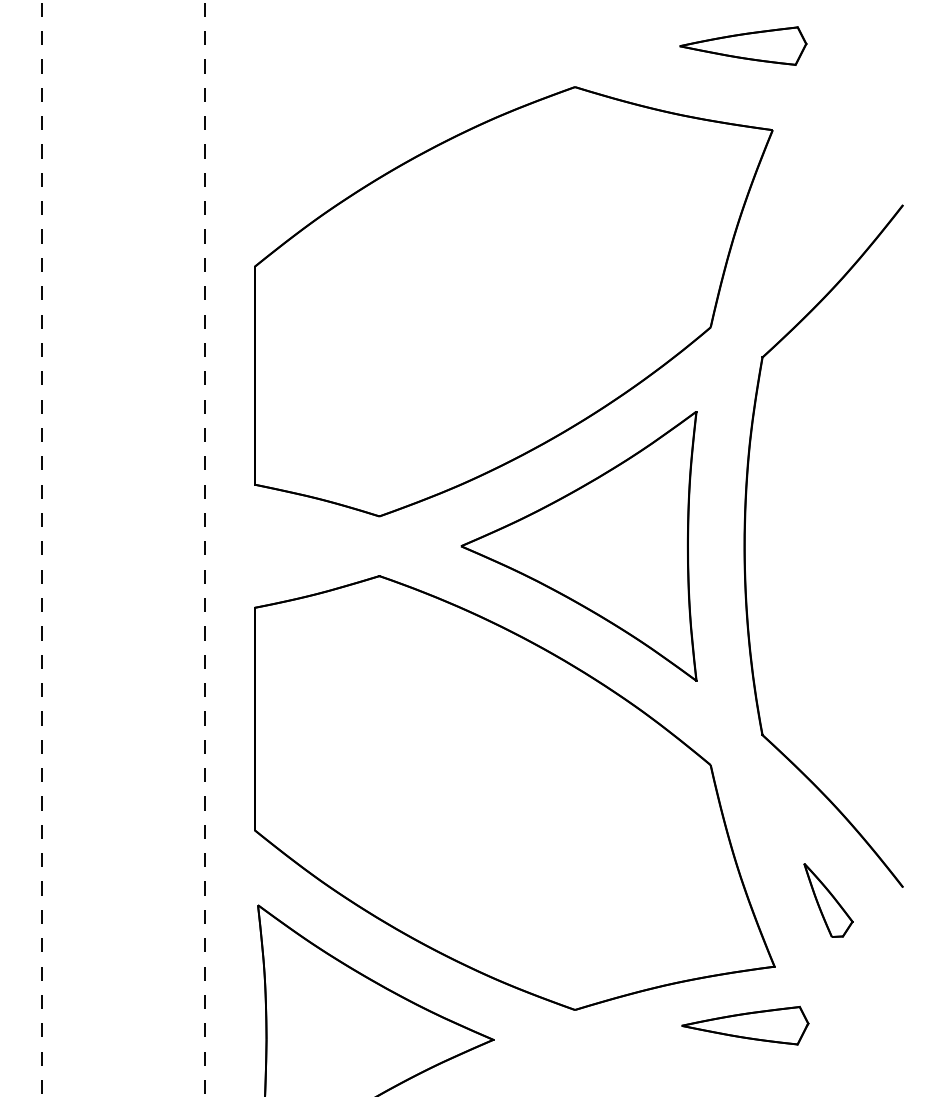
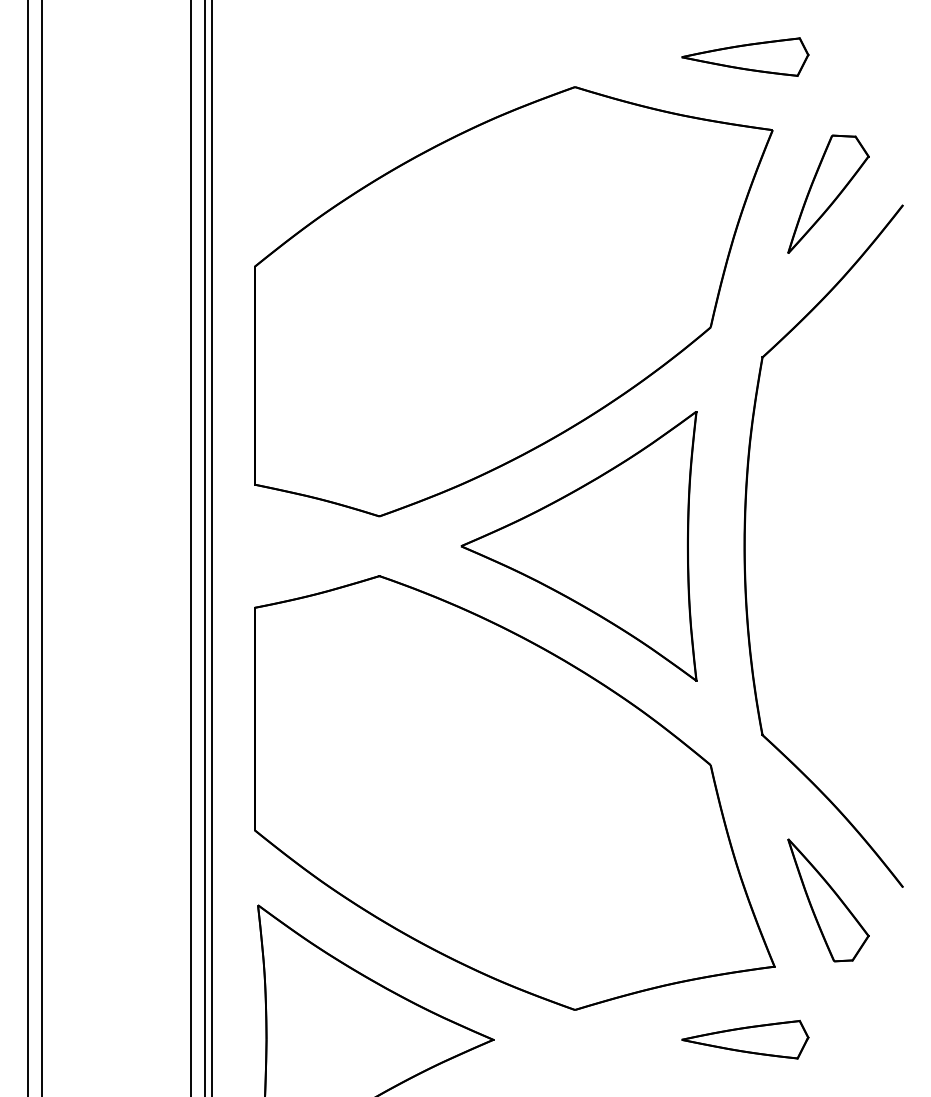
part position: (743, 45) -> (745, 56) (745, 56)
part: none -> present (828, 193)
line: none -> present (27, 547)
line: none -> present (190, 547)
line: none -> present (211, 547)
line: dashed -> solid (42, 548)
line: dashed -> solid (205, 548)
part size: 51x75 px -> 83x125 px (828, 900)
part position: (745, 1025) -> (745, 1039) (745, 1039)
